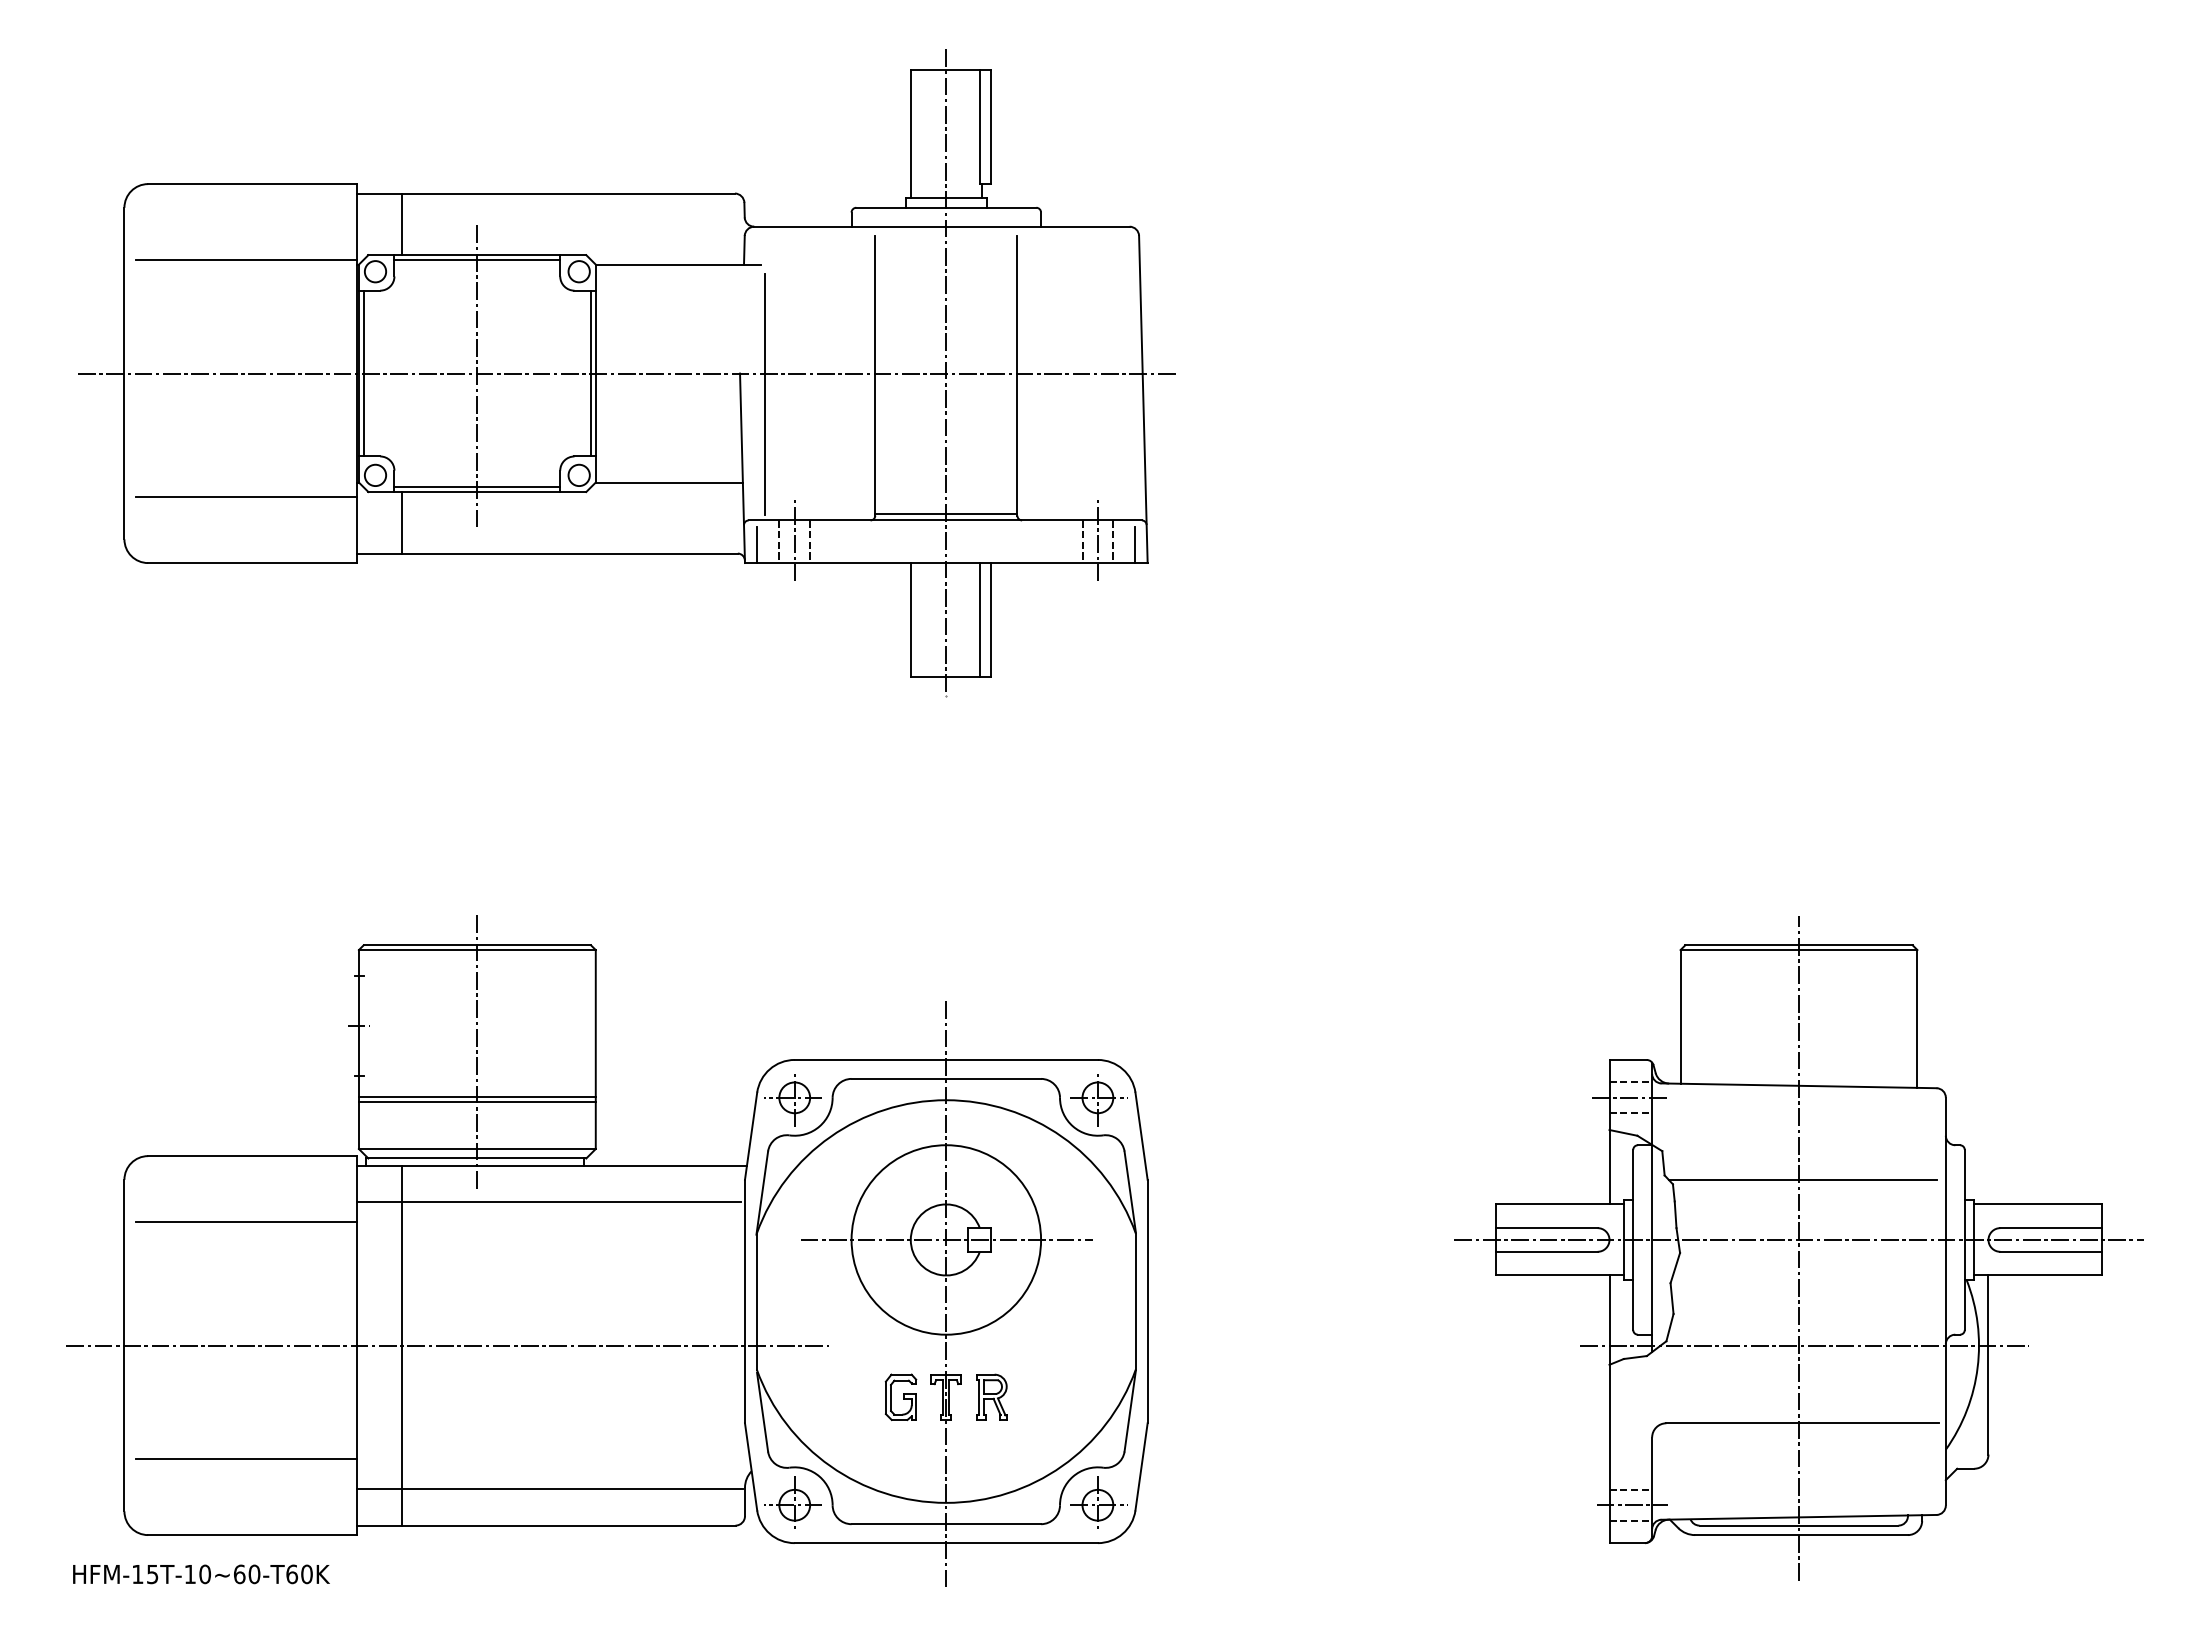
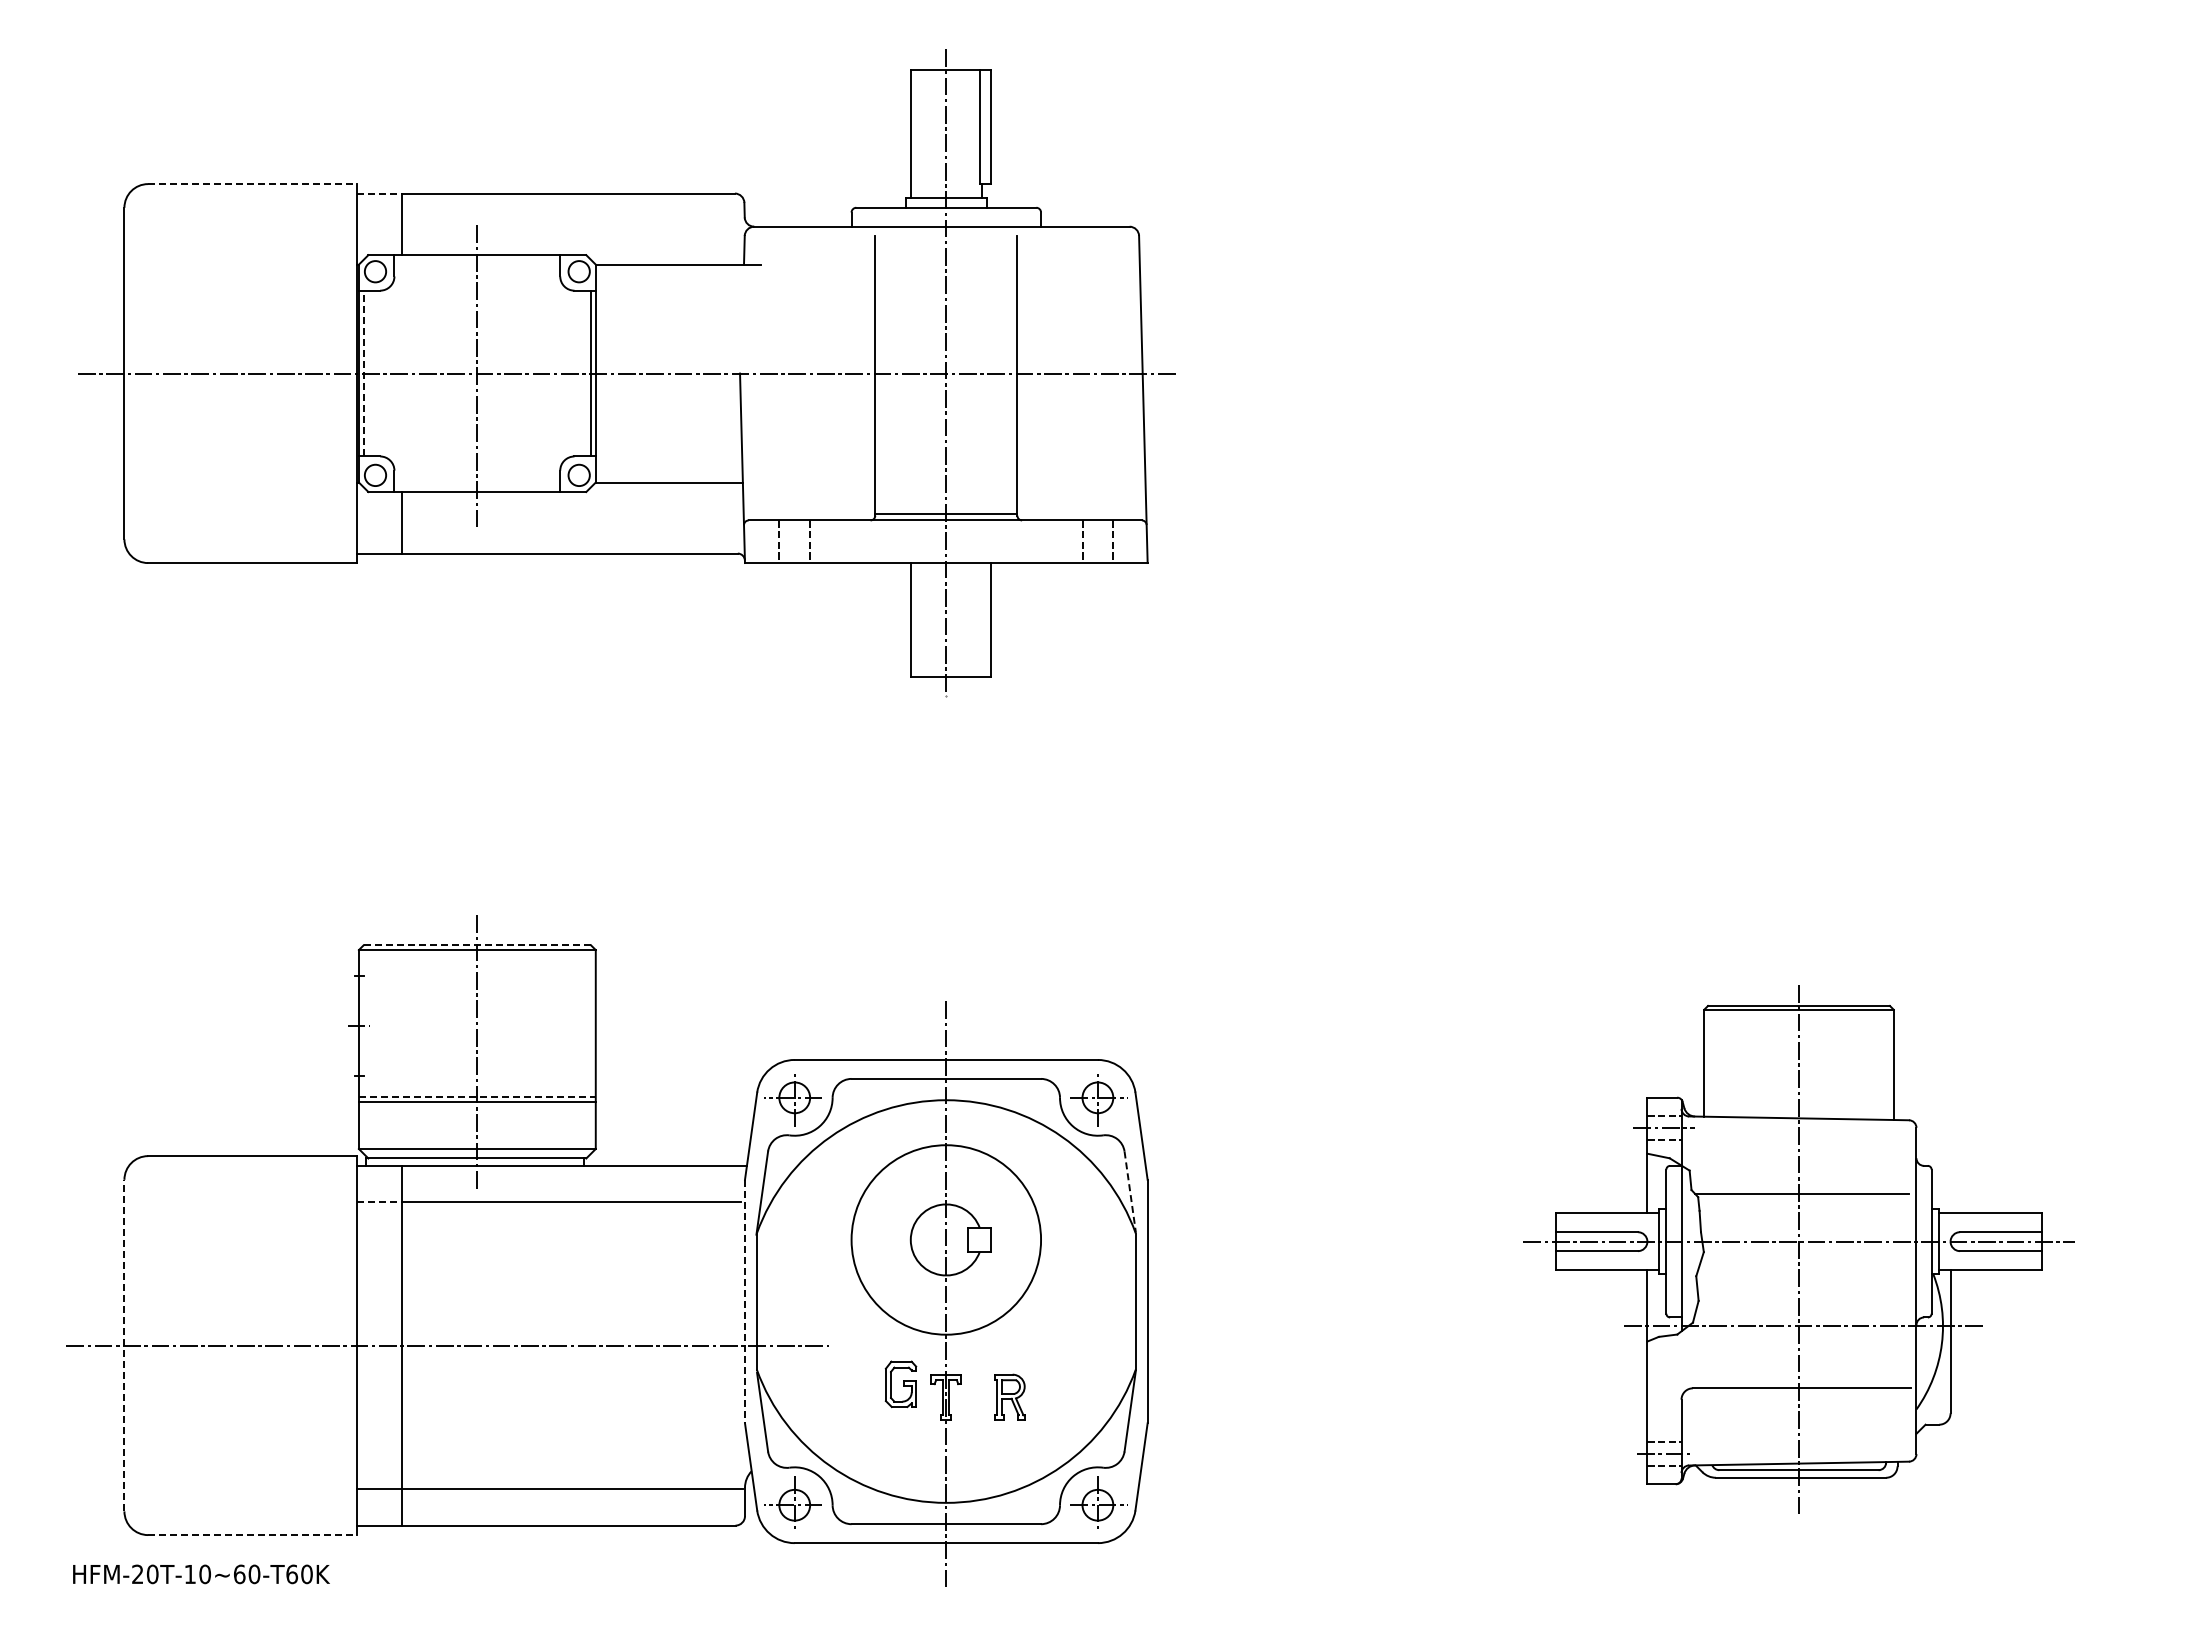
line: solid -> dashed (252, 184)
line: solid -> dashed (379, 193)
line: present -> none (246, 259)
line: present -> none (477, 259)
line: solid -> dashed (363, 373)
line: present -> none (765, 394)
line: present -> none (477, 487)
line: present -> none (246, 496)
line: present -> none (794, 540)
line: present -> none (1097, 540)
line: present -> none (757, 544)
line: present -> none (1135, 544)
line: present -> none (979, 619)
line: solid -> dashed (477, 945)
line: solid -> dashed (477, 1096)
line: solid -> dashed (1130, 1192)
line: solid -> dashed (379, 1202)
line: present -> none (246, 1222)
line: present -> none (946, 1239)
part size: 690x665 px -> 552x529 px (1798, 1249)
line: solid -> dashed (745, 1301)
line: solid -> dashed (124, 1345)
part position: (900, 1396) -> (900, 1383) (900, 1383)
part position: (991, 1396) -> (1009, 1396) (1009, 1396)
line: present -> none (246, 1459)
line: solid -> dashed (252, 1535)
text: HFM-15T-10~60-T60K -> HFM-20T-10~60-T60K (145, 1574)
